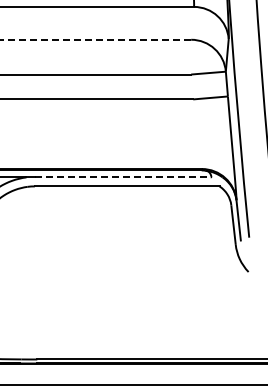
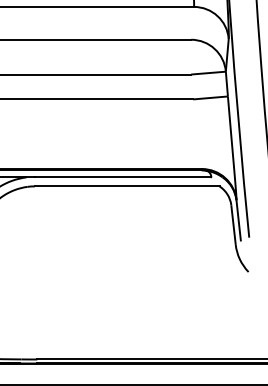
line: dashed -> solid (95, 39)
line: dashed -> solid (122, 177)
